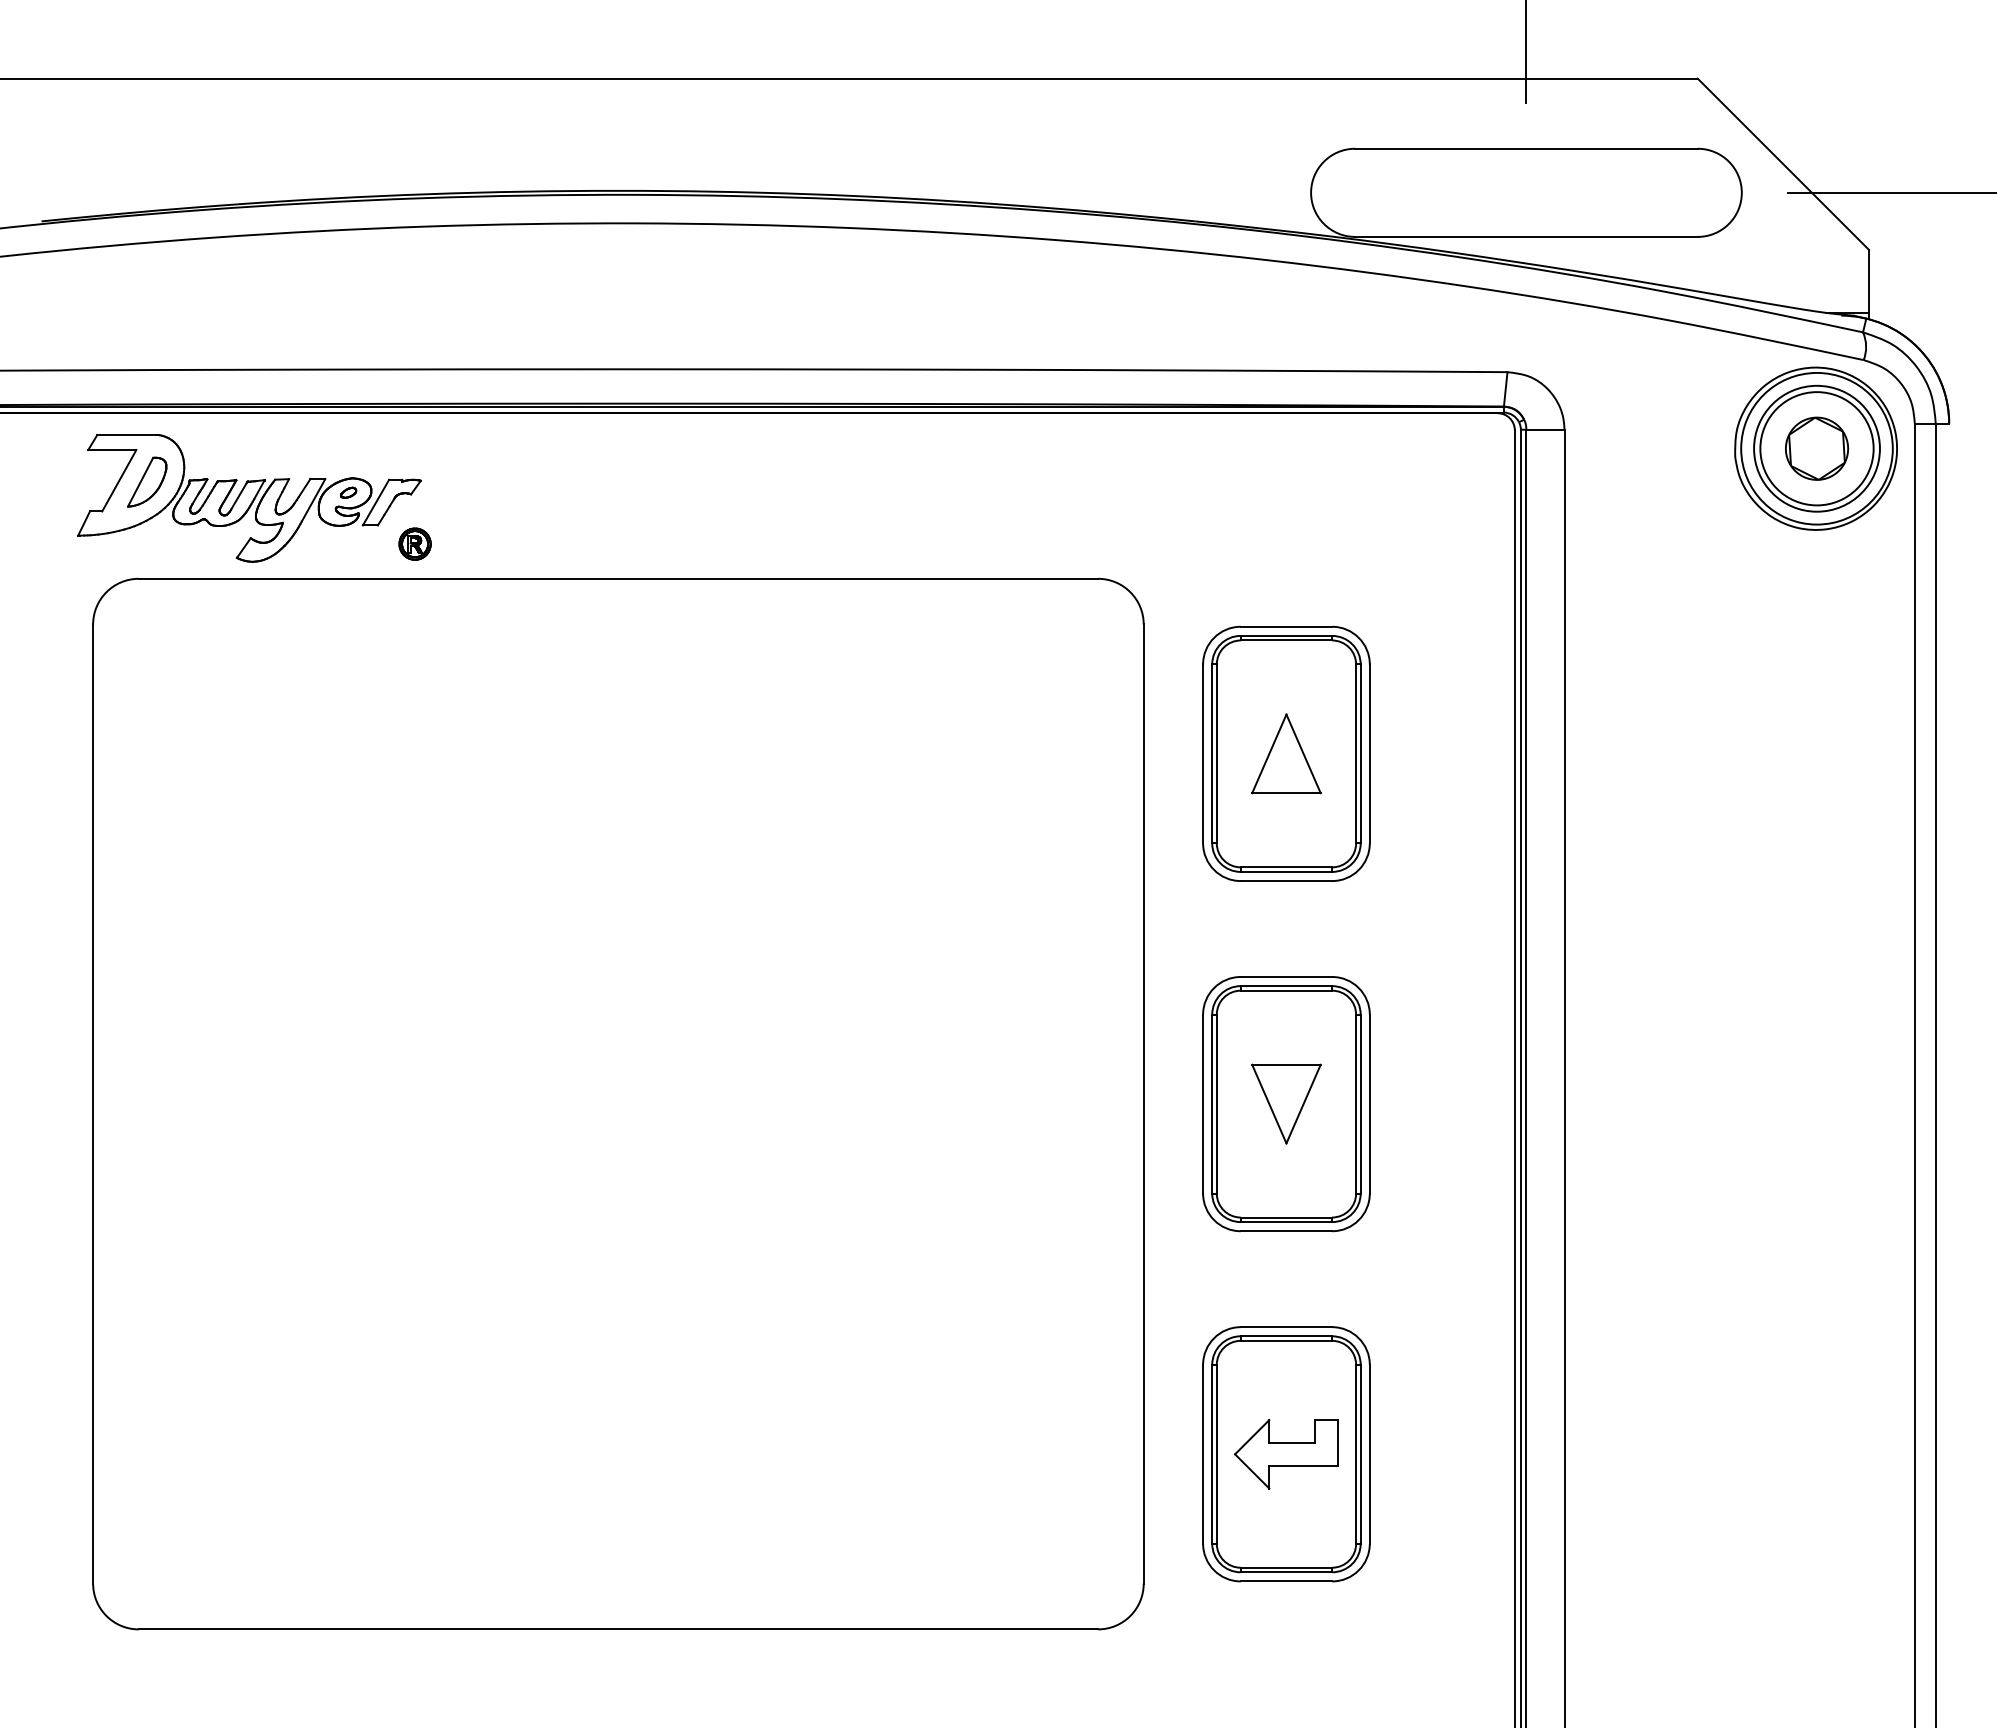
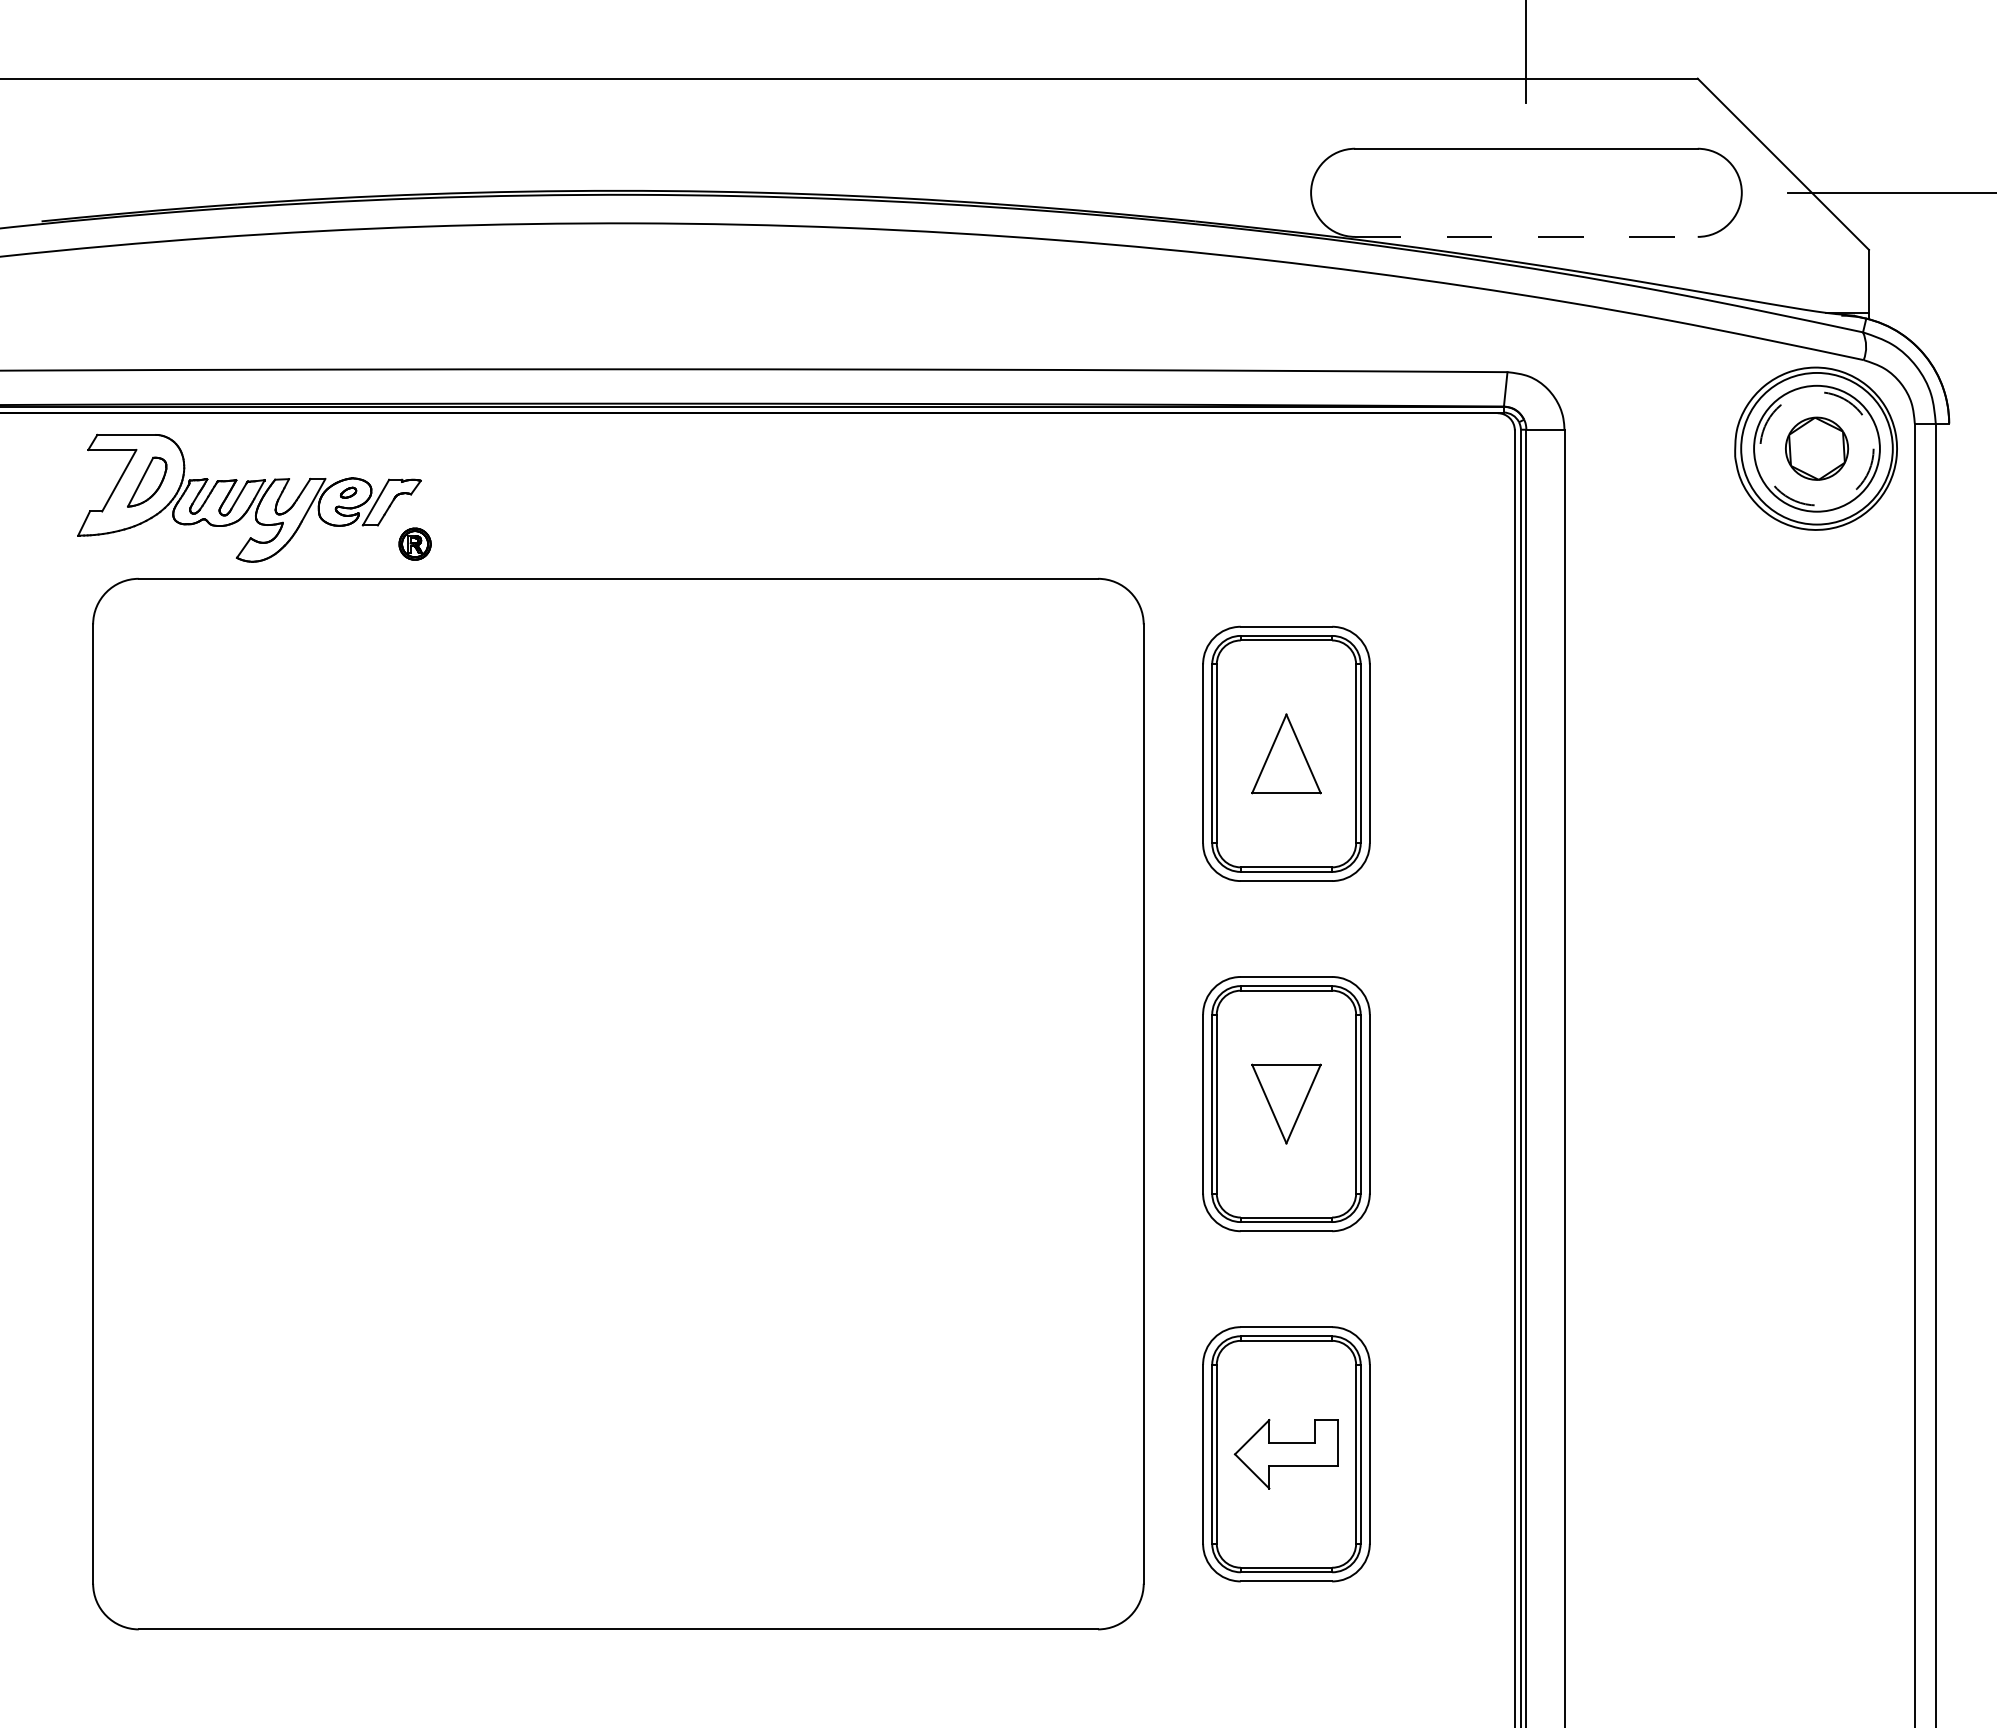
line: solid -> dashed (1526, 236)
circle: solid -> dashed (1816, 448)
